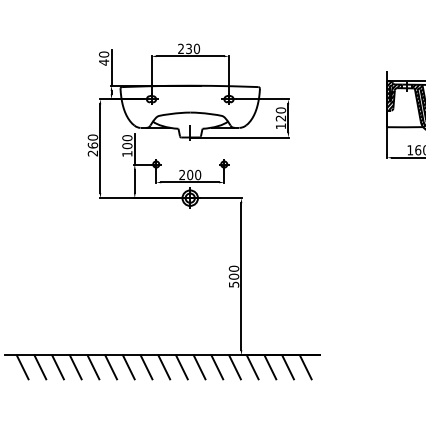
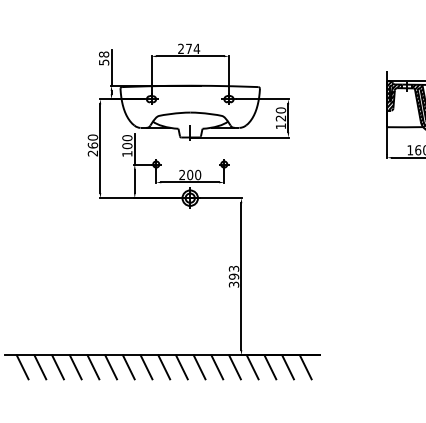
text: 230 -> 274 (193, 48)
text: 40 -> 58 (104, 58)
text: 500 -> 393 (233, 276)
